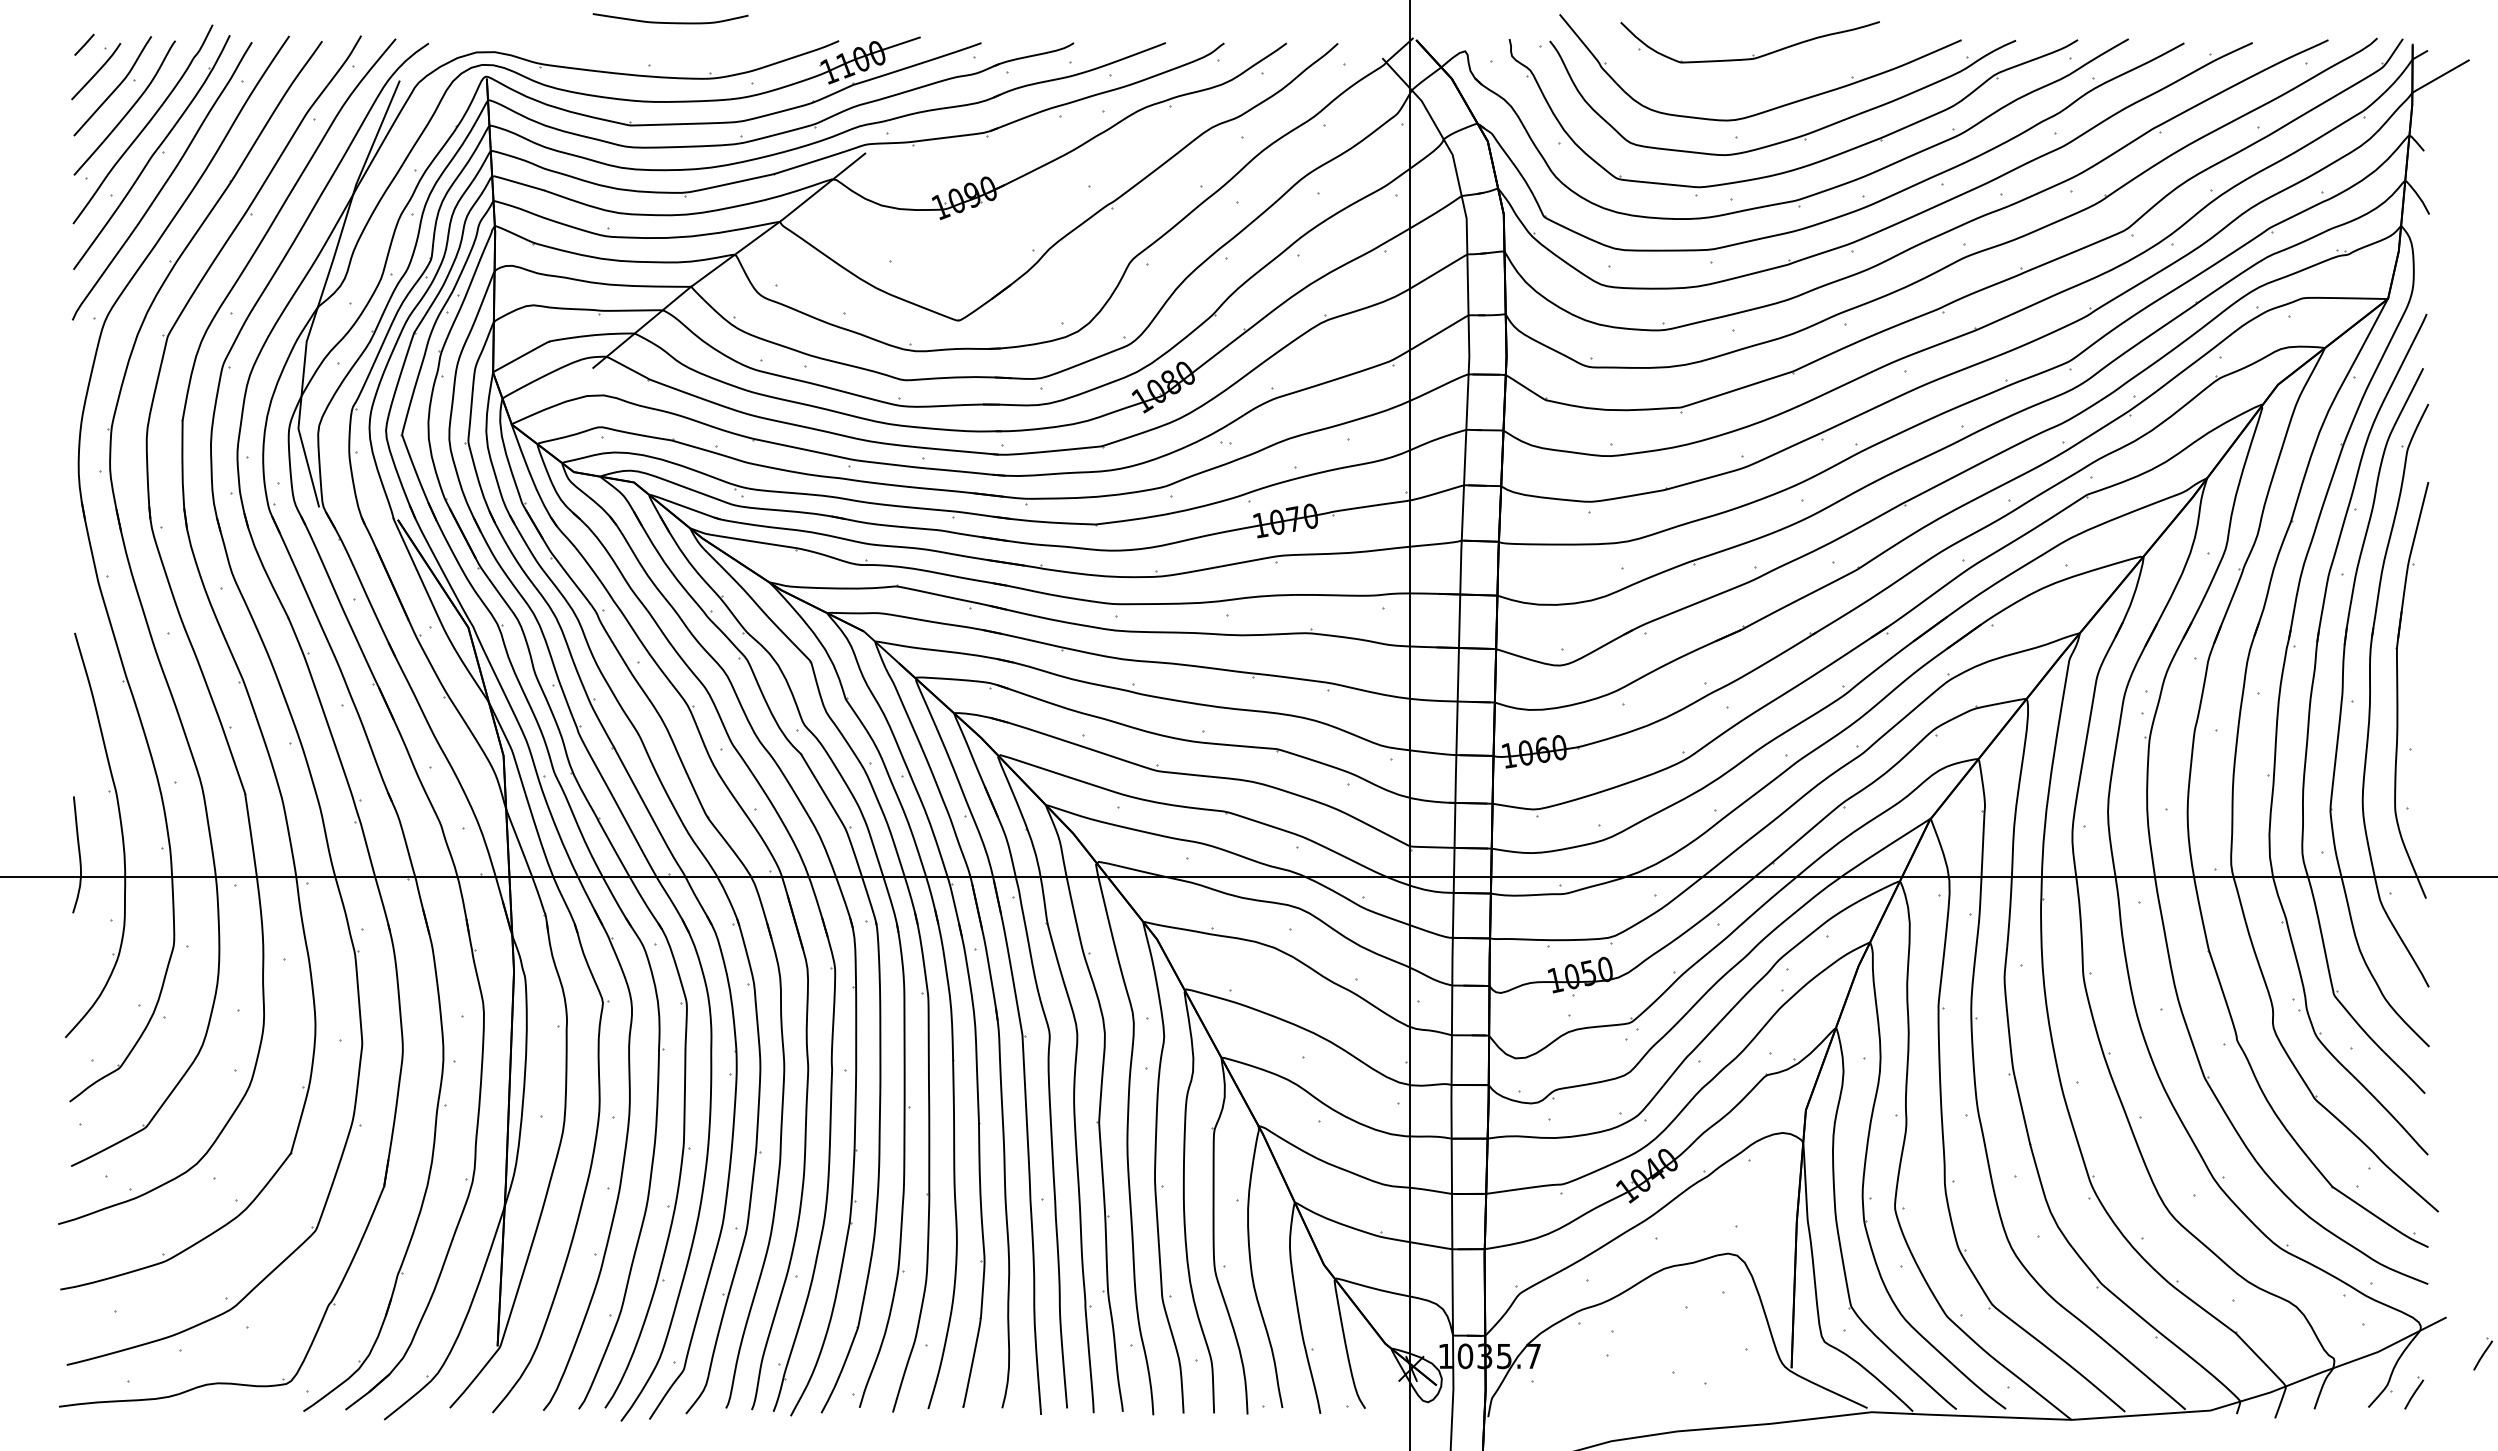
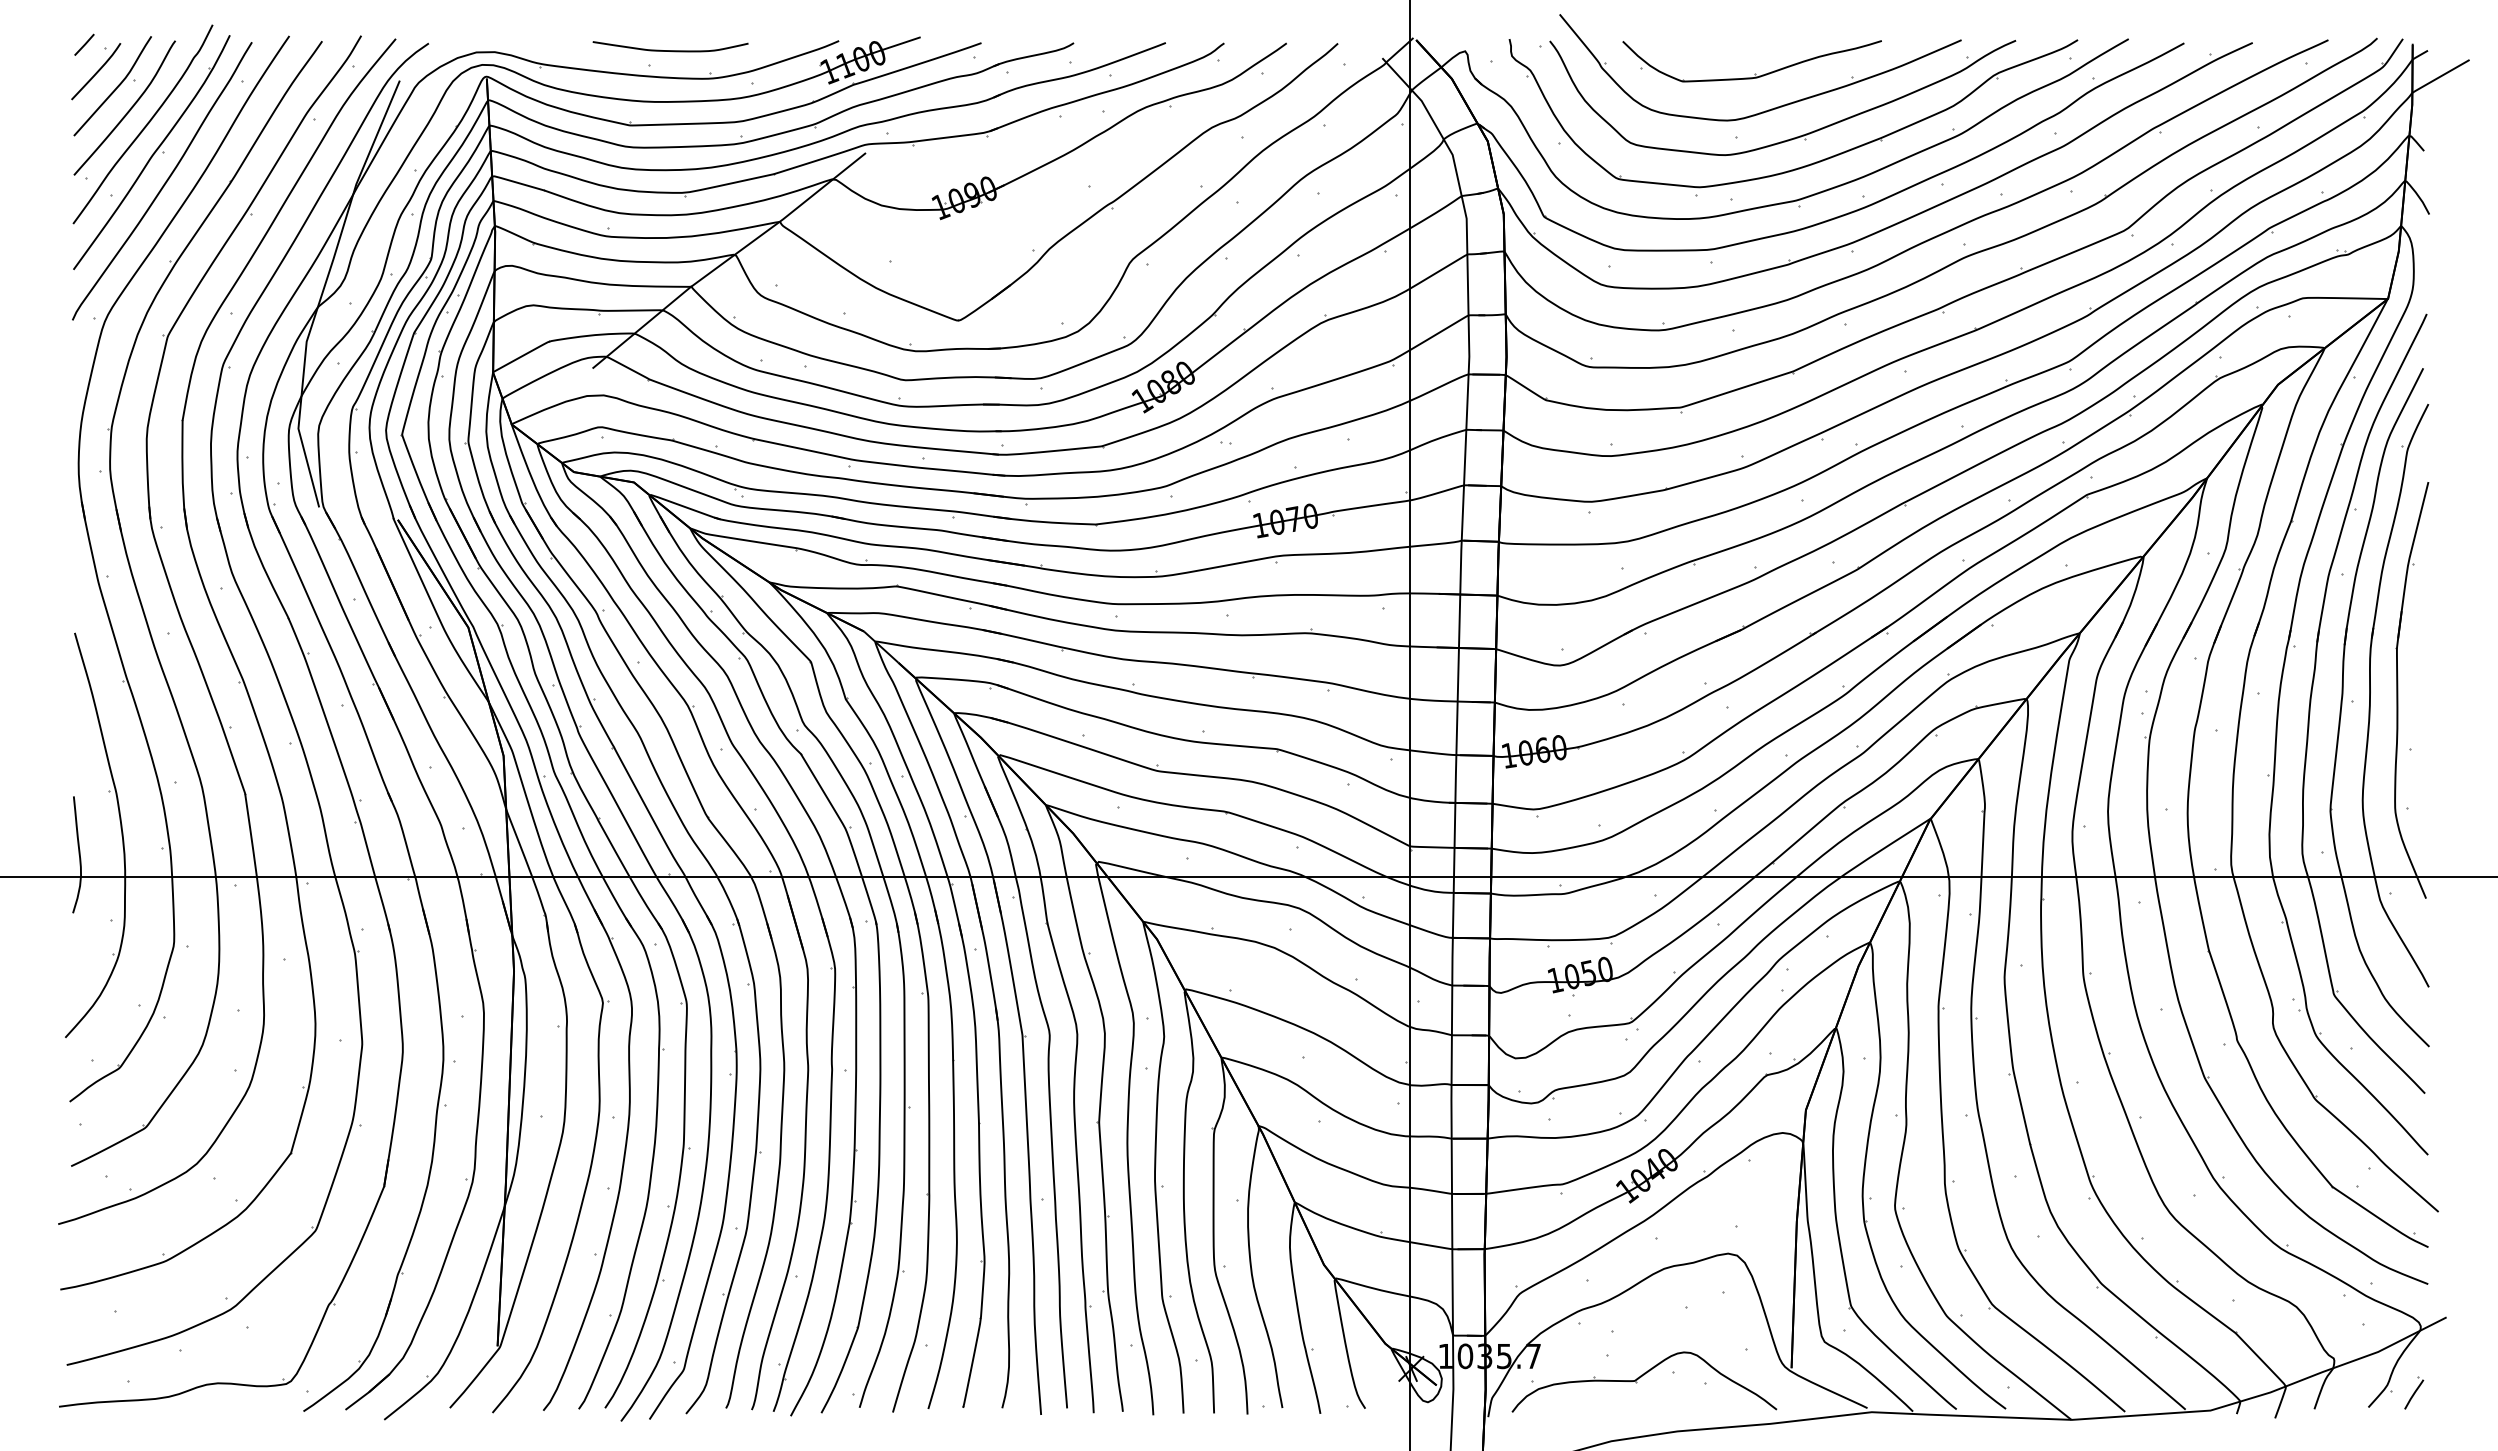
curve position: (670, 22) -> (670, 50) (670, 50)
part position: (1753, 54) -> (1755, 73) (1755, 73)
part: present -> none (2483, 1353)
part: none -> present (1644, 1381)
